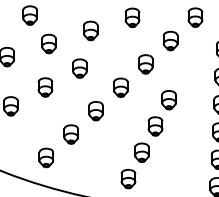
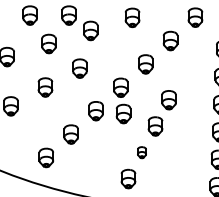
part: none -> present (68, 15)
part: none -> present (123, 113)
part size: 16x21 px -> 10x14 px (141, 152)
